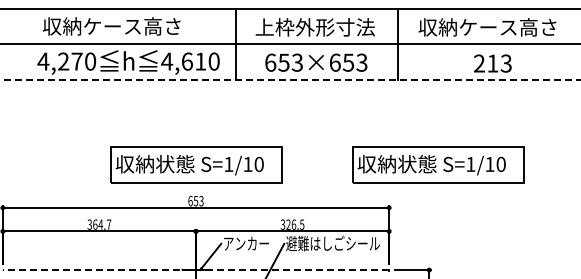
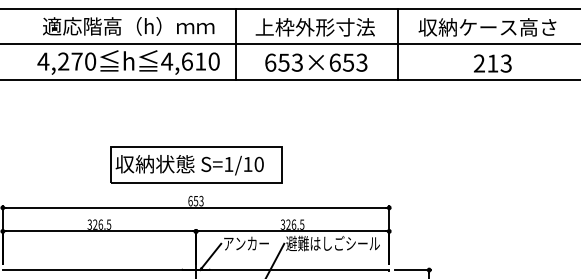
text: 収納ケース高さ -> 適応階高（h）ｍｍ (128, 26)
line: dashed -> solid (290, 79)
part: present -> none (438, 164)
text: 364.7 -> 326.5 (102, 224)
line: dashed -> solid (195, 270)
